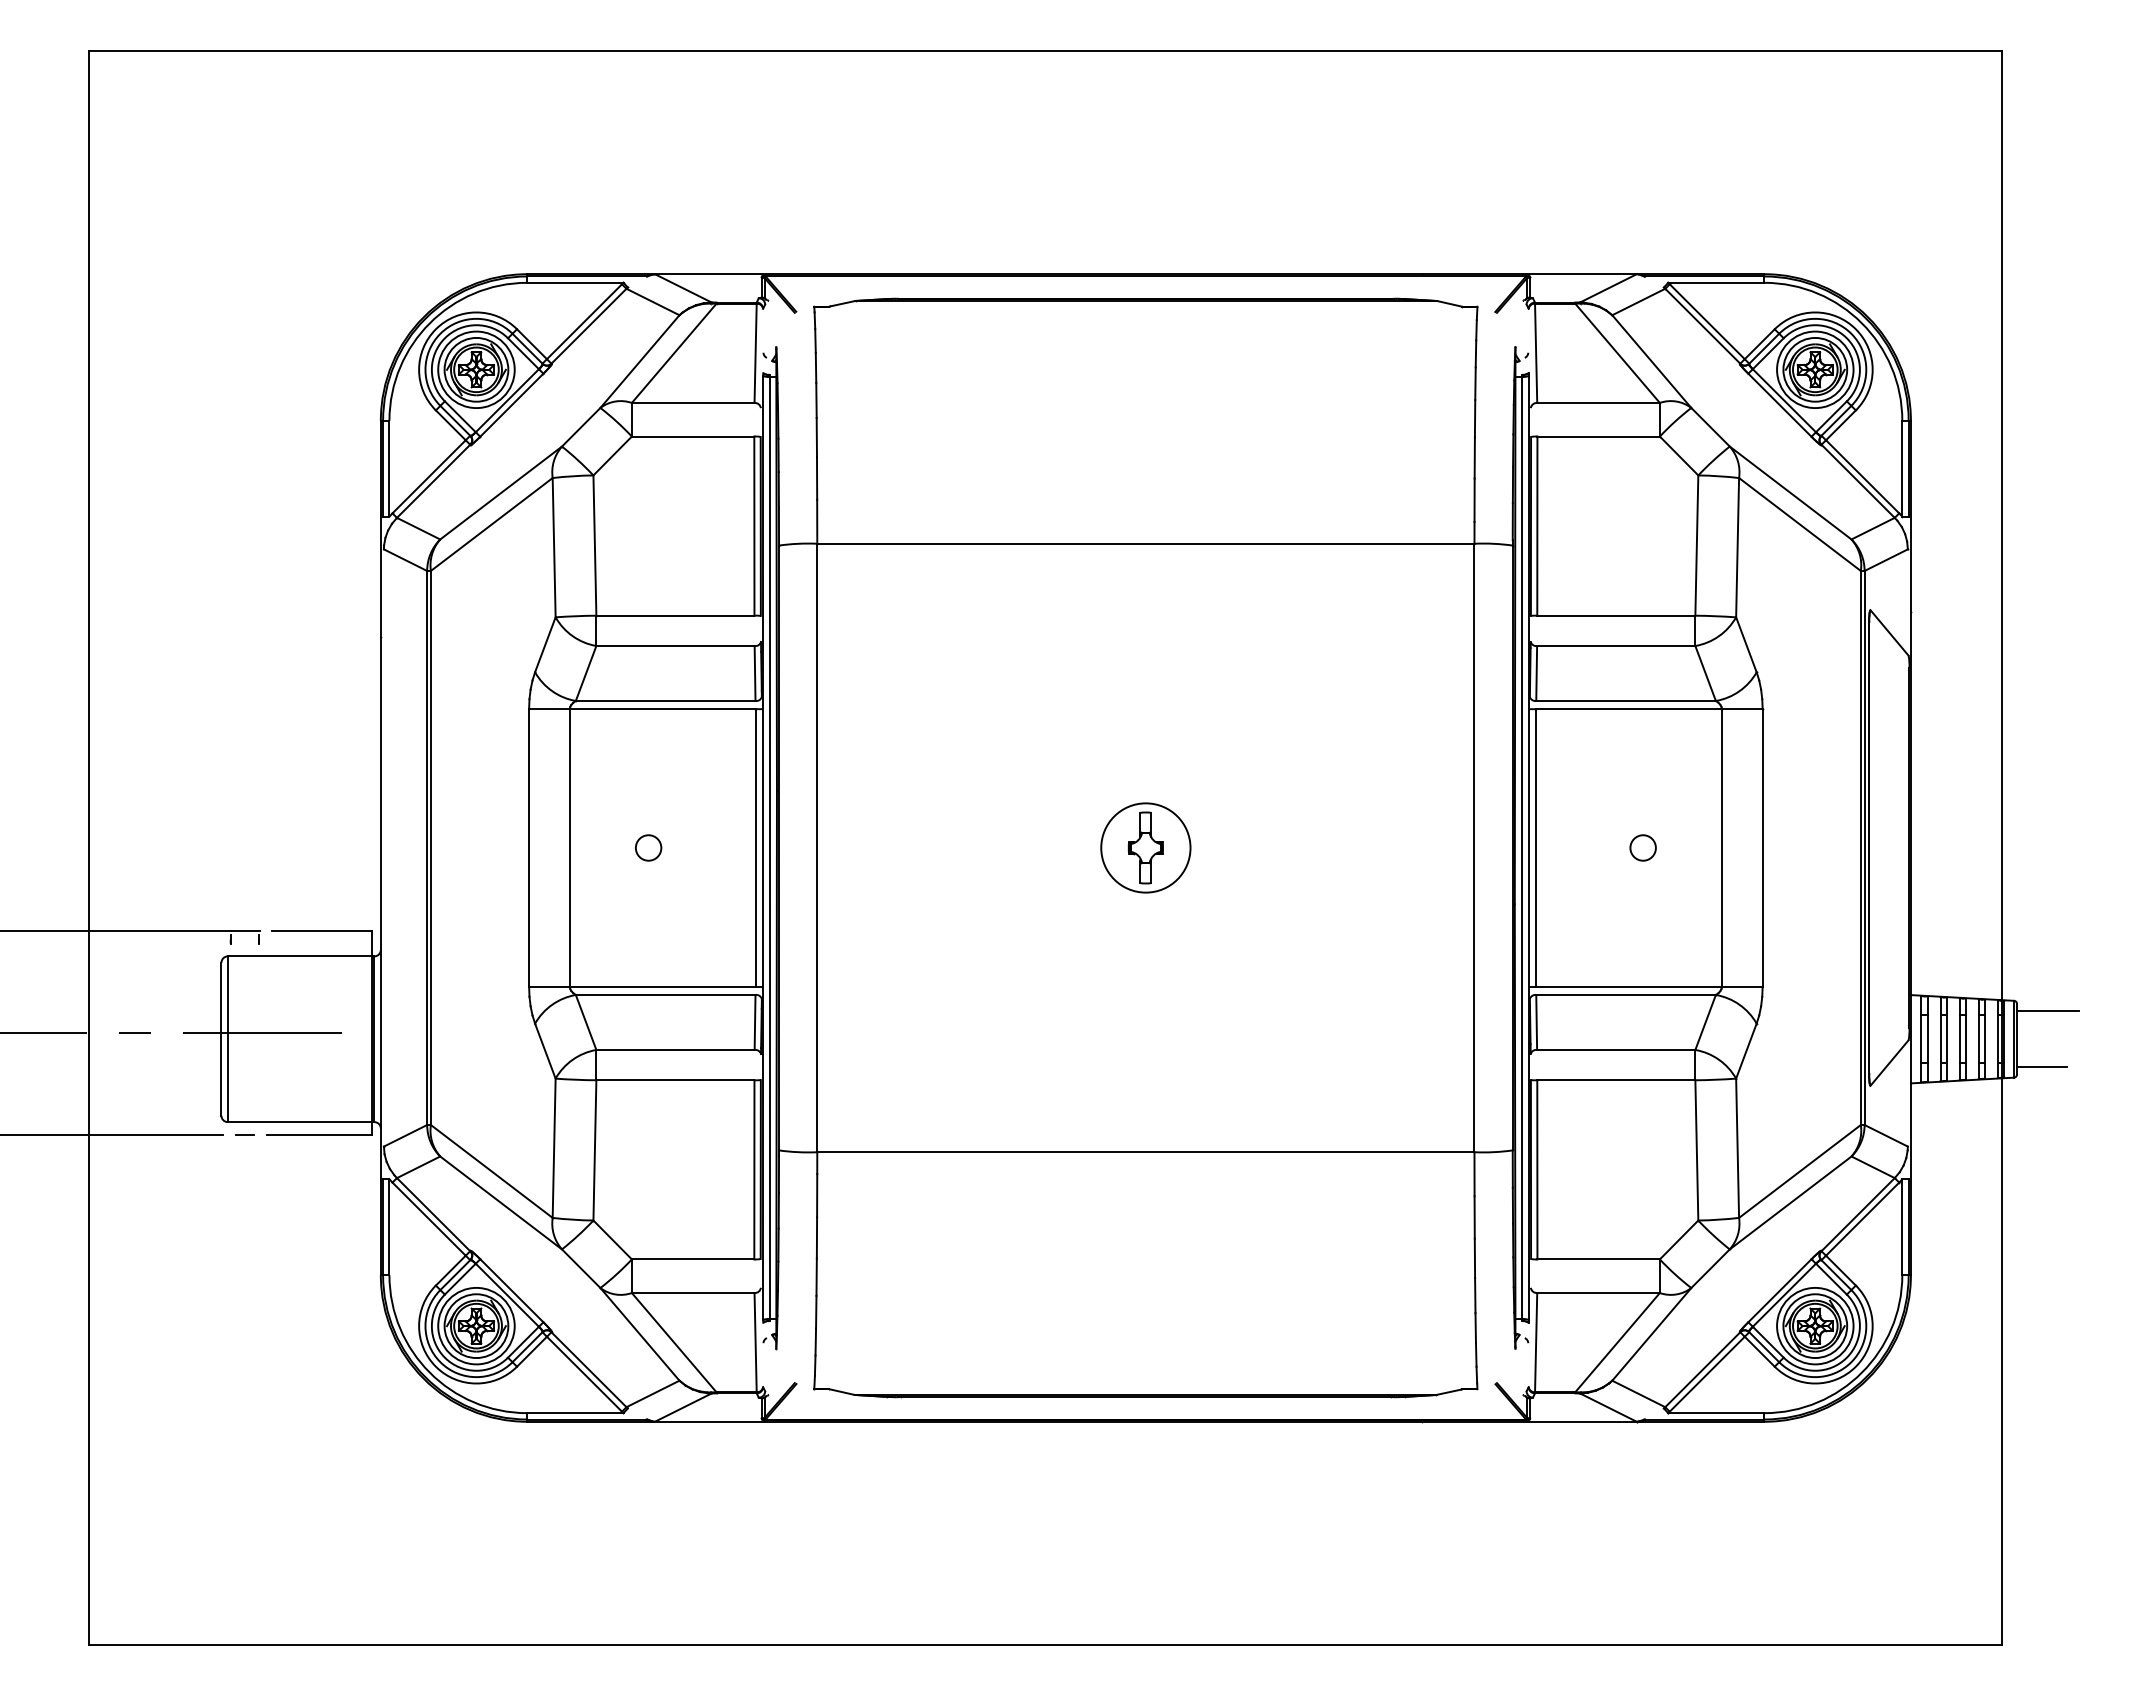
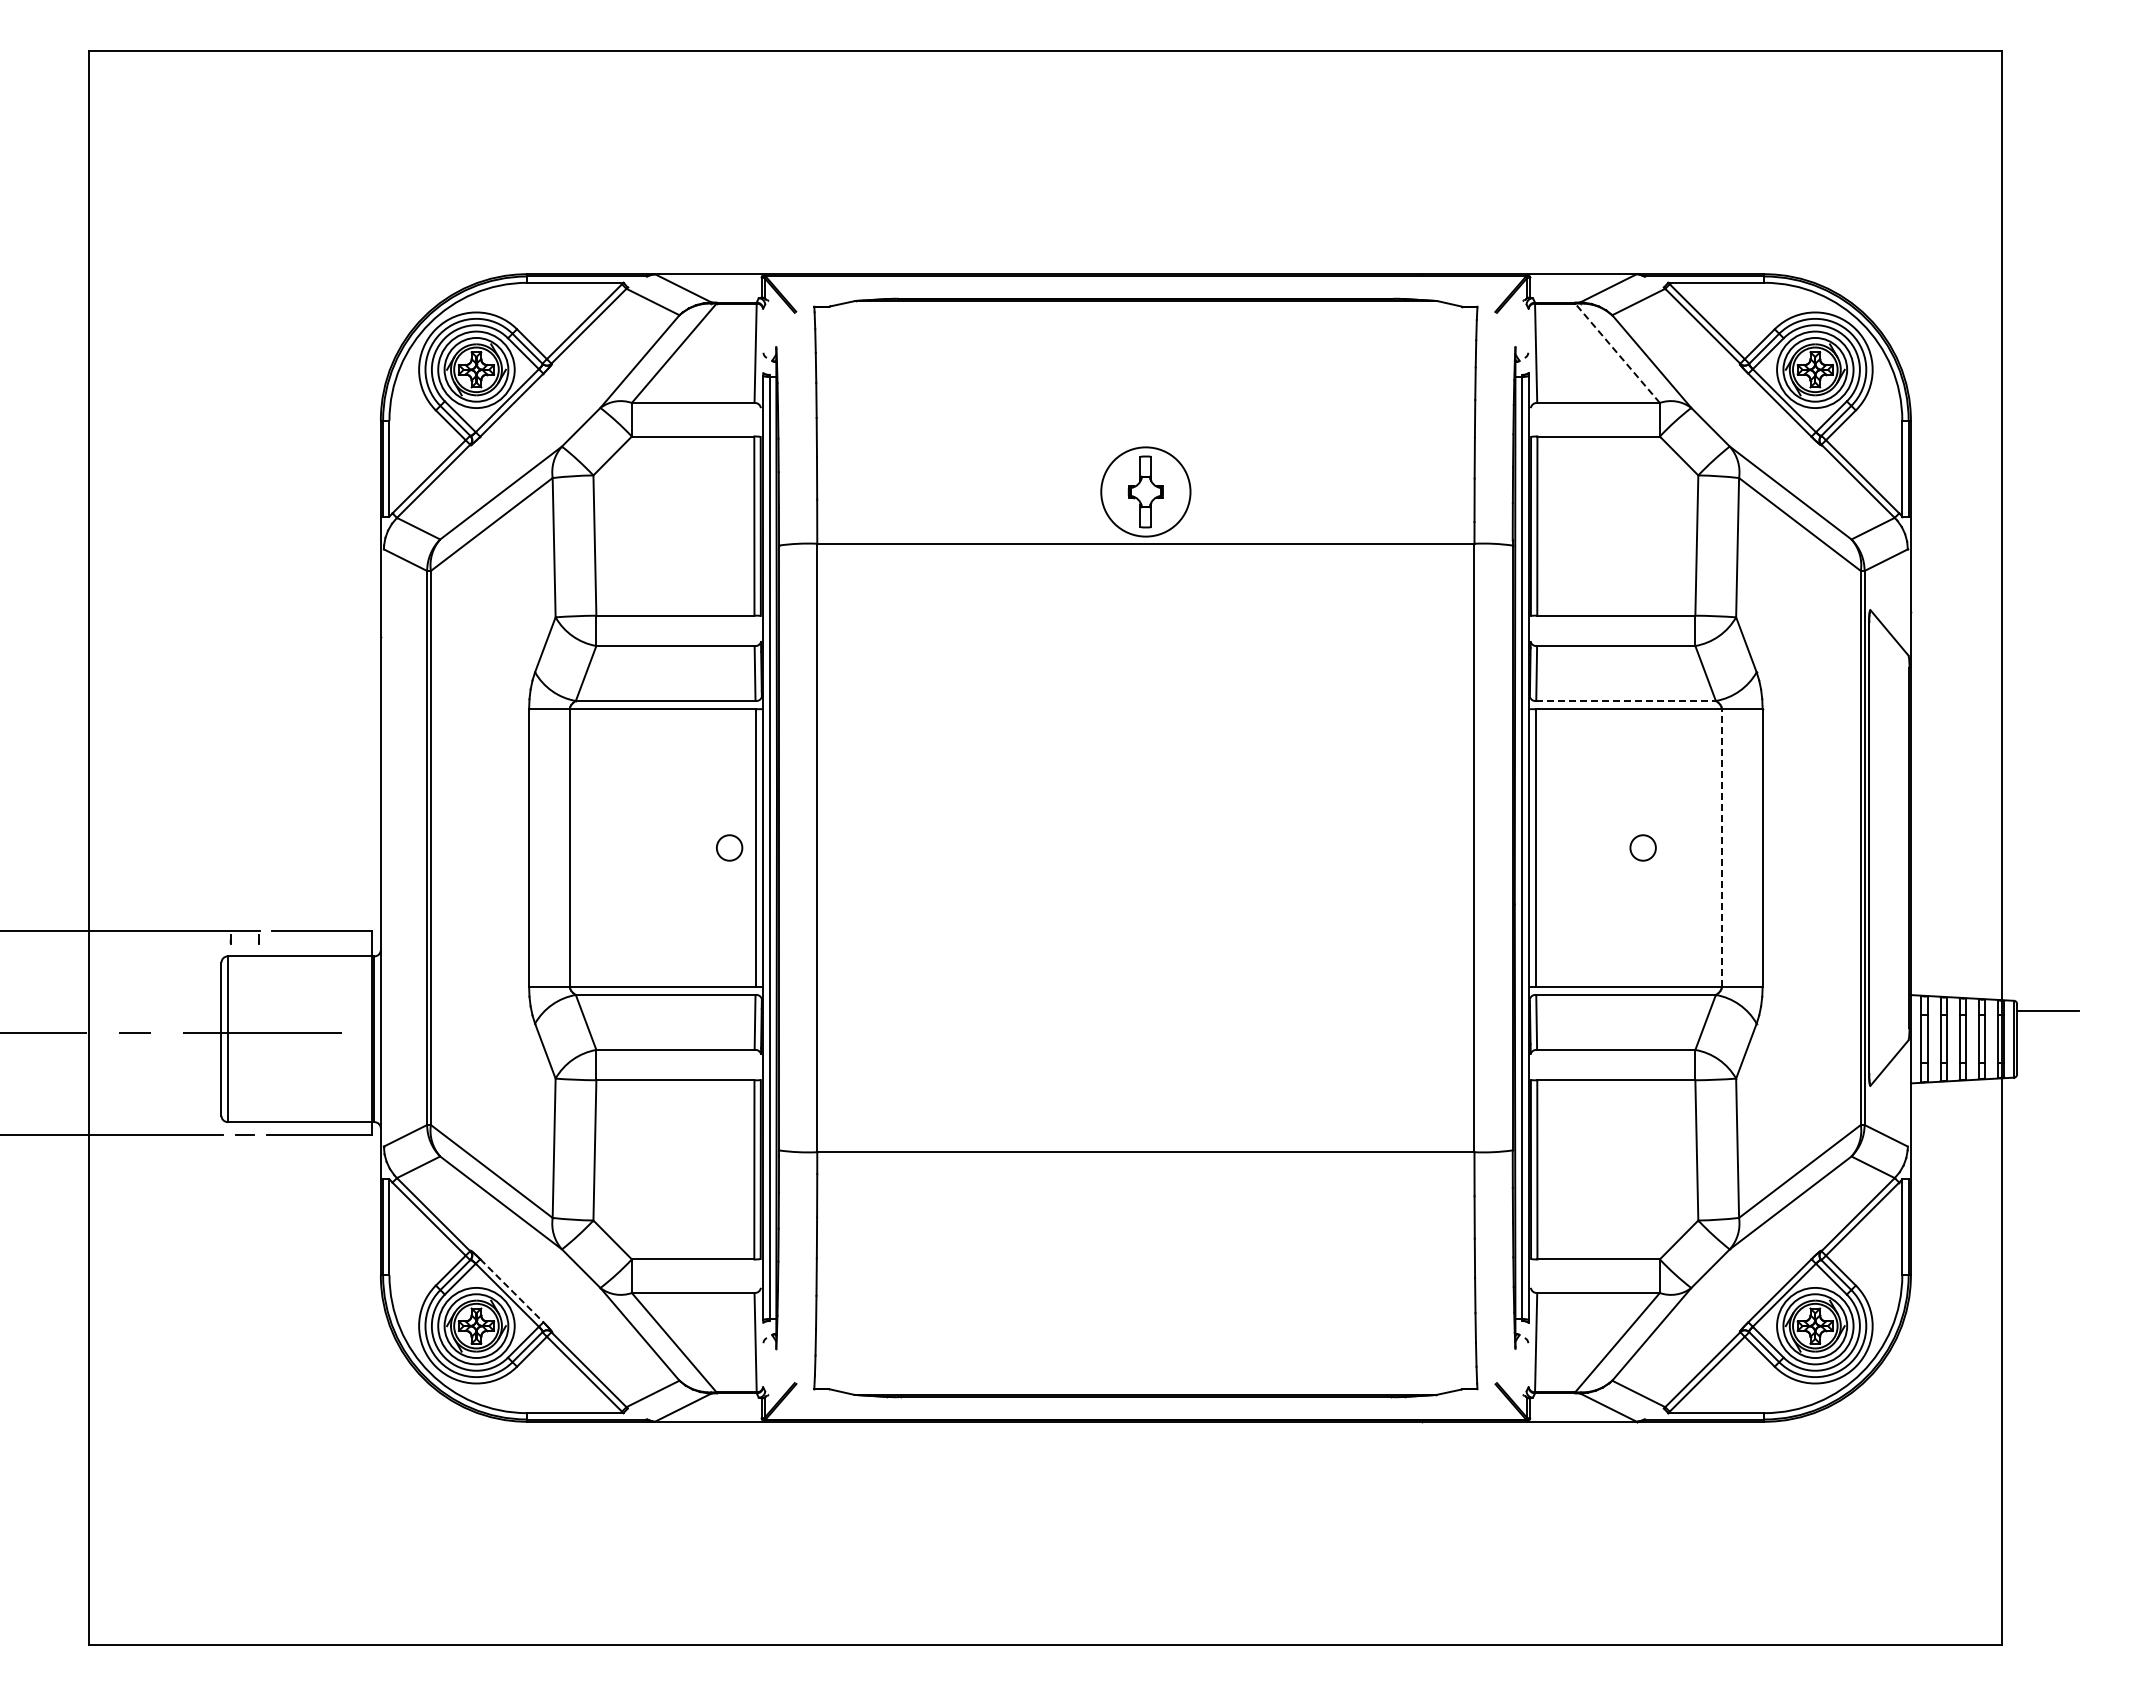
line: solid -> dashed (1617, 352)
line: solid -> dashed (1626, 700)
circle position: (648, 847) -> (729, 847) (729, 847)
part position: (1145, 847) -> (1145, 491) (1145, 491)
line: solid -> dashed (1721, 847)
line: present -> none (2041, 1067)
line: solid -> dashed (511, 1290)
